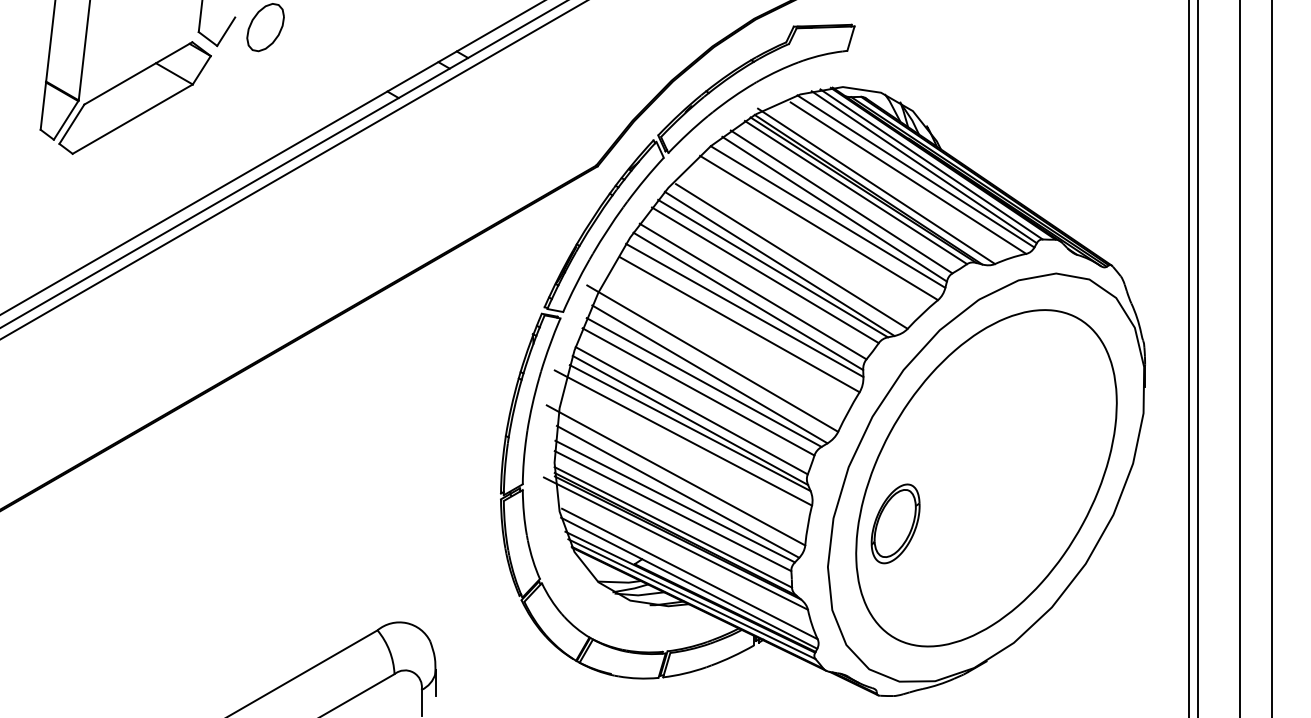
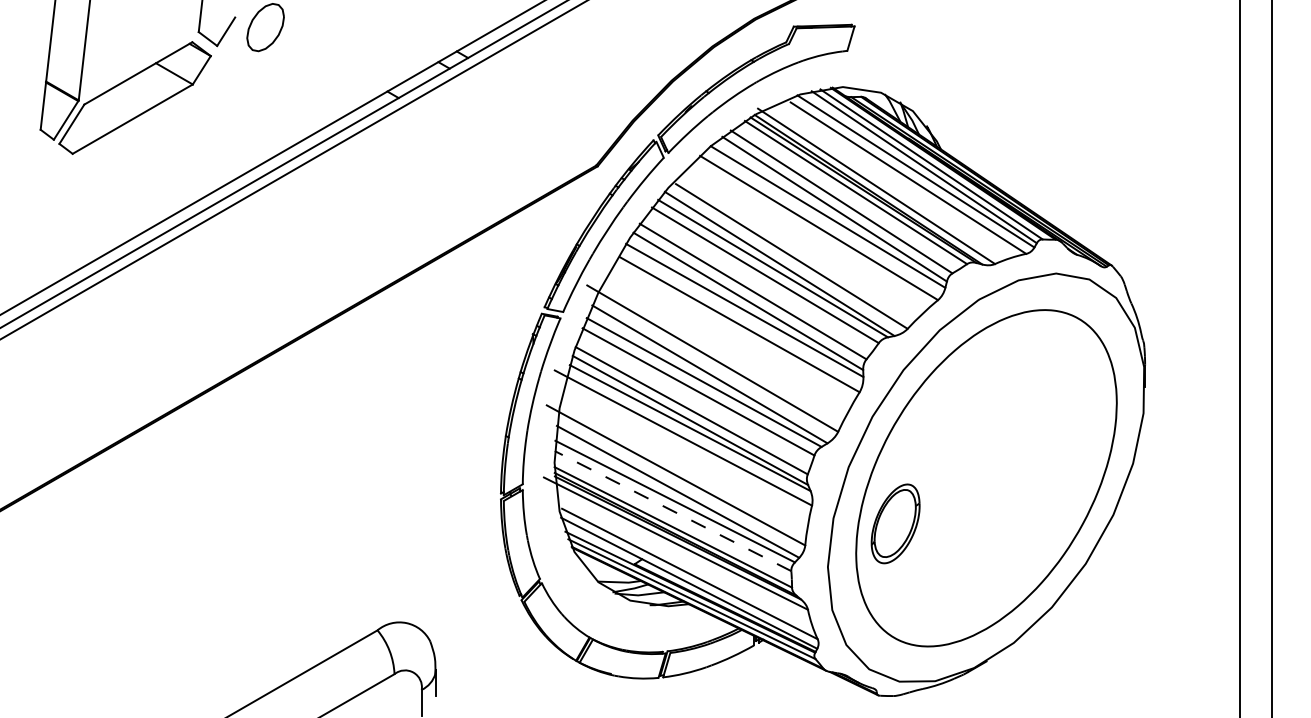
line: present -> none (1189, 358)
line: present -> none (1197, 358)
line: solid -> dashed (673, 511)
